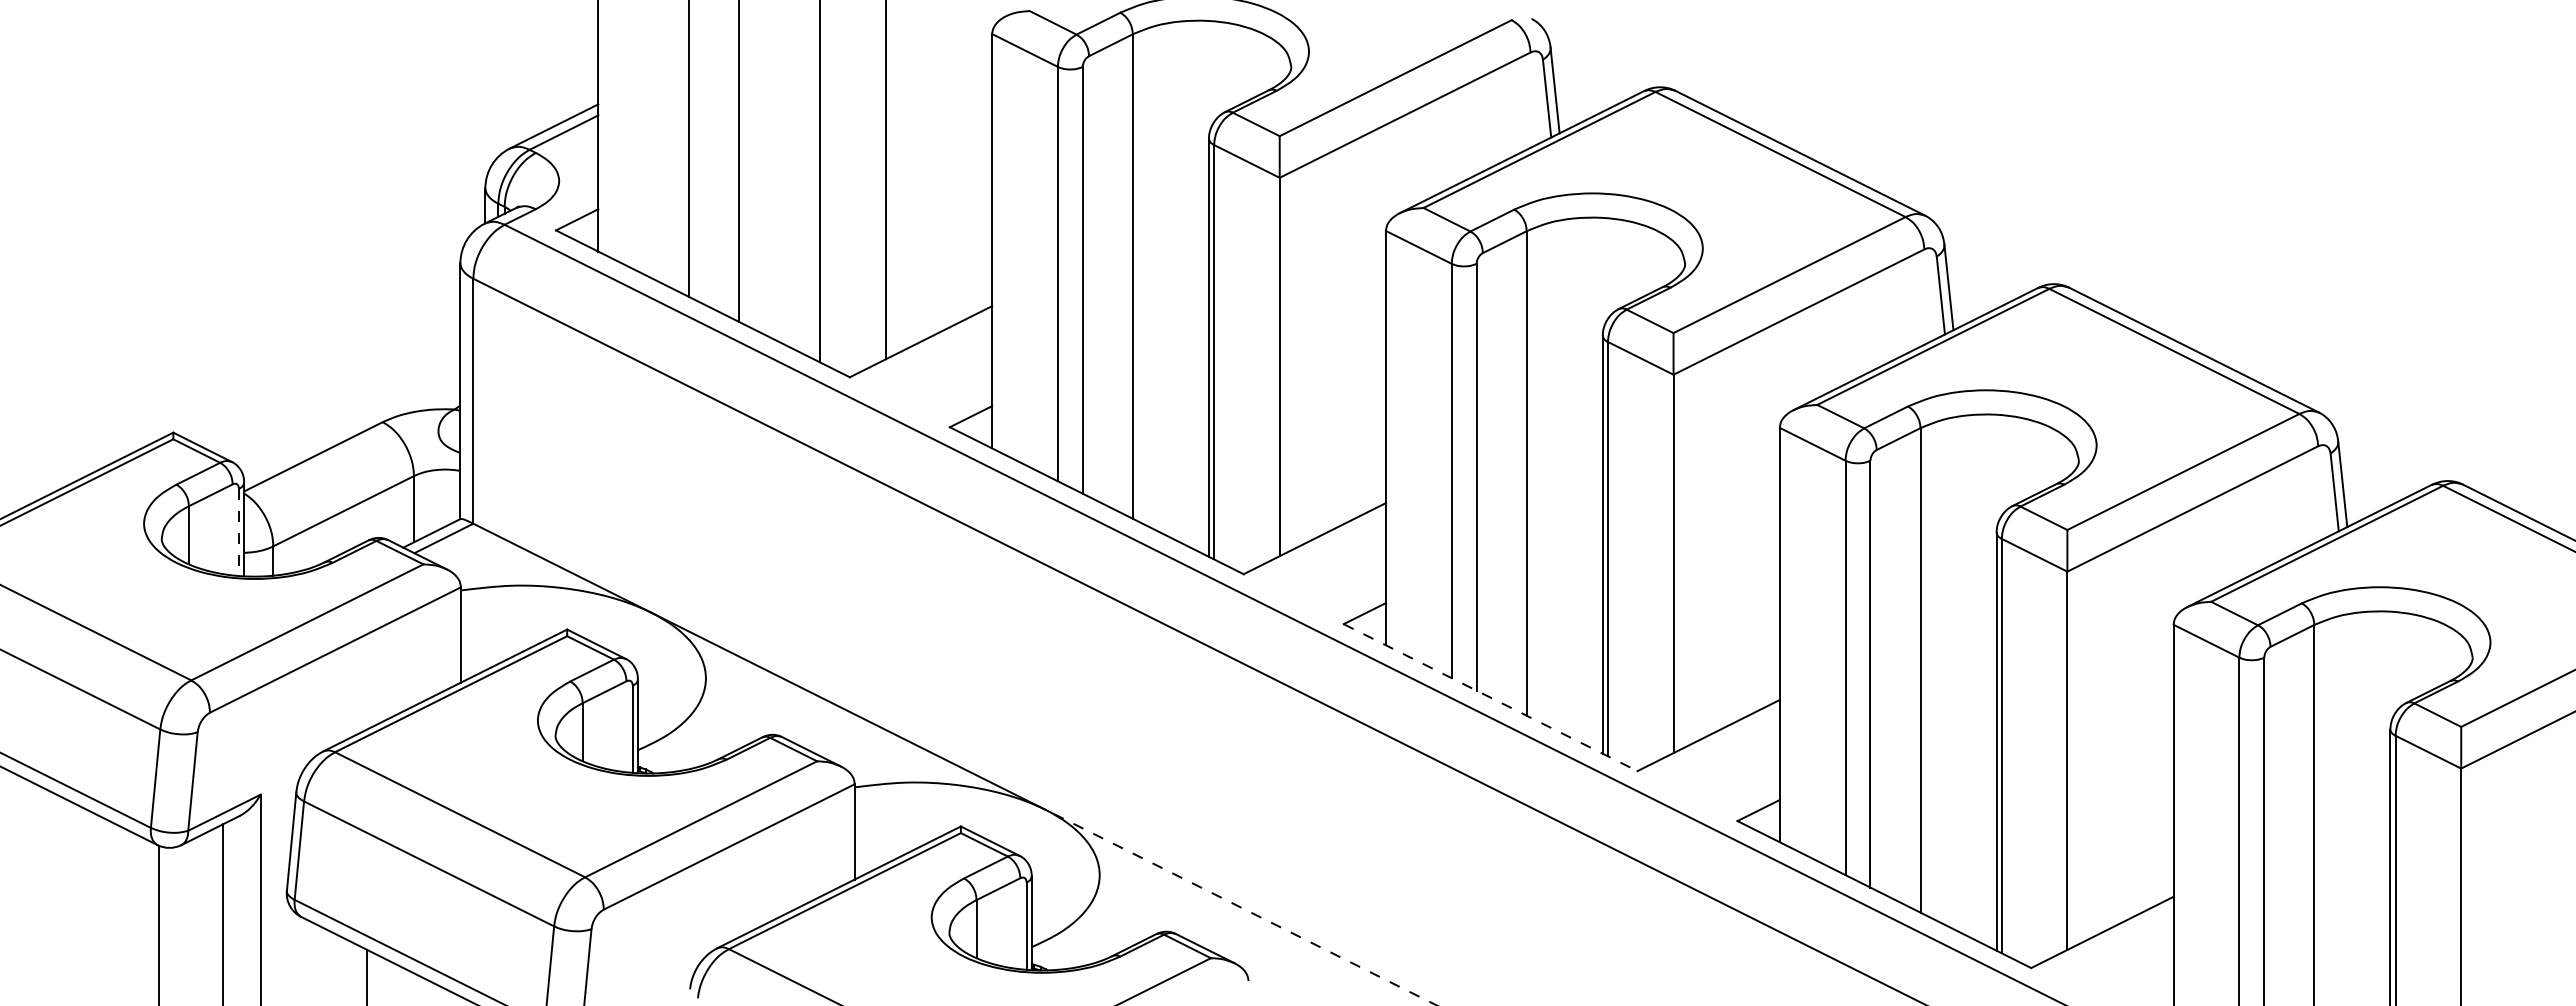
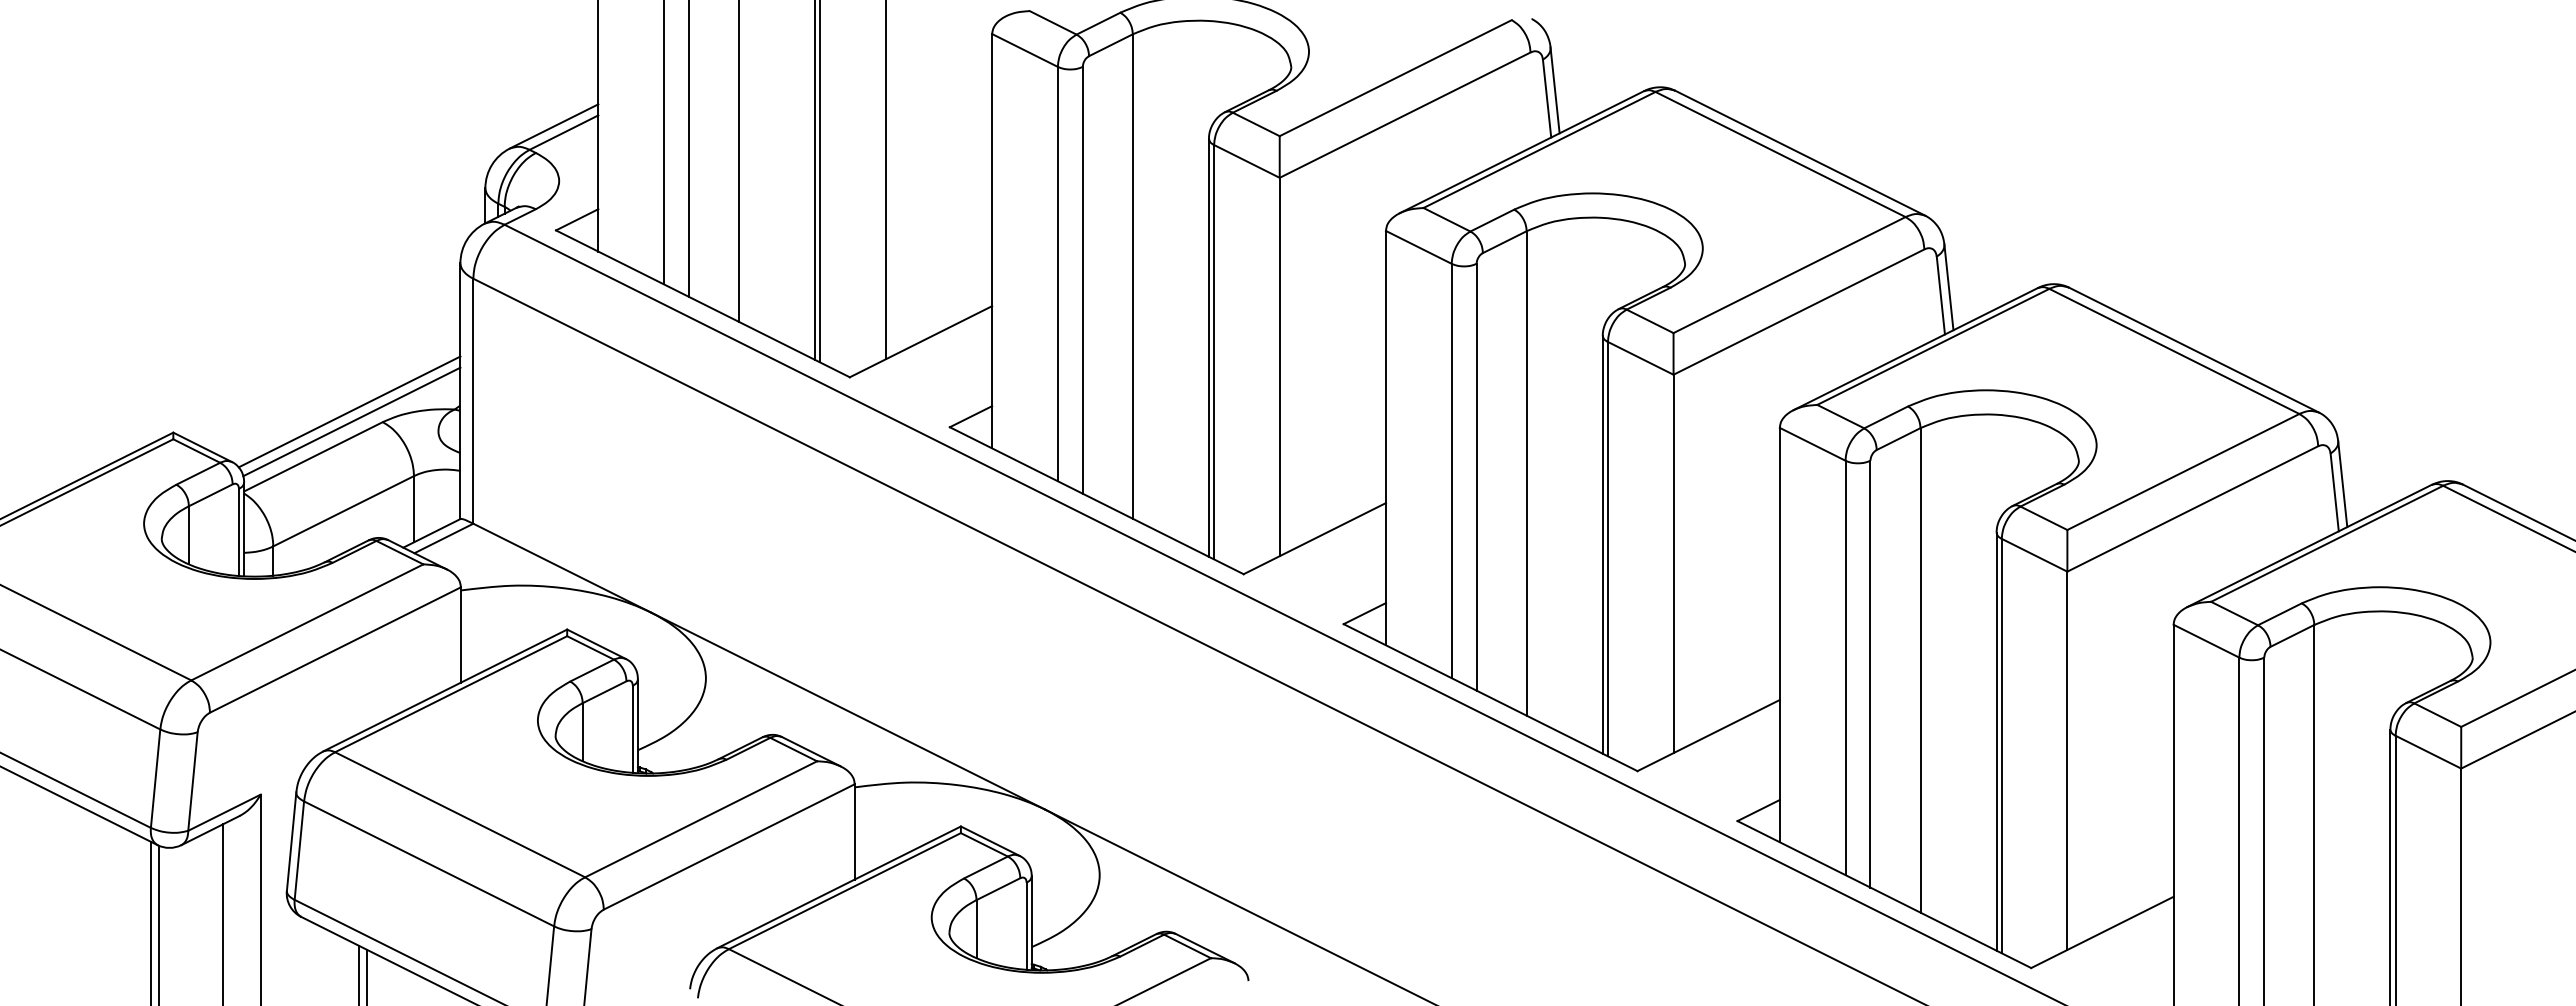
line: none -> present (663, 143)
line: none -> present (815, 180)
line: none -> present (349, 411)
line: none -> present (351, 421)
line: dashed -> solid (238, 532)
line: dashed -> solid (1491, 697)
line: dashed -> solid (1240, 907)
line: none -> present (151, 922)
line: none -> present (359, 973)
